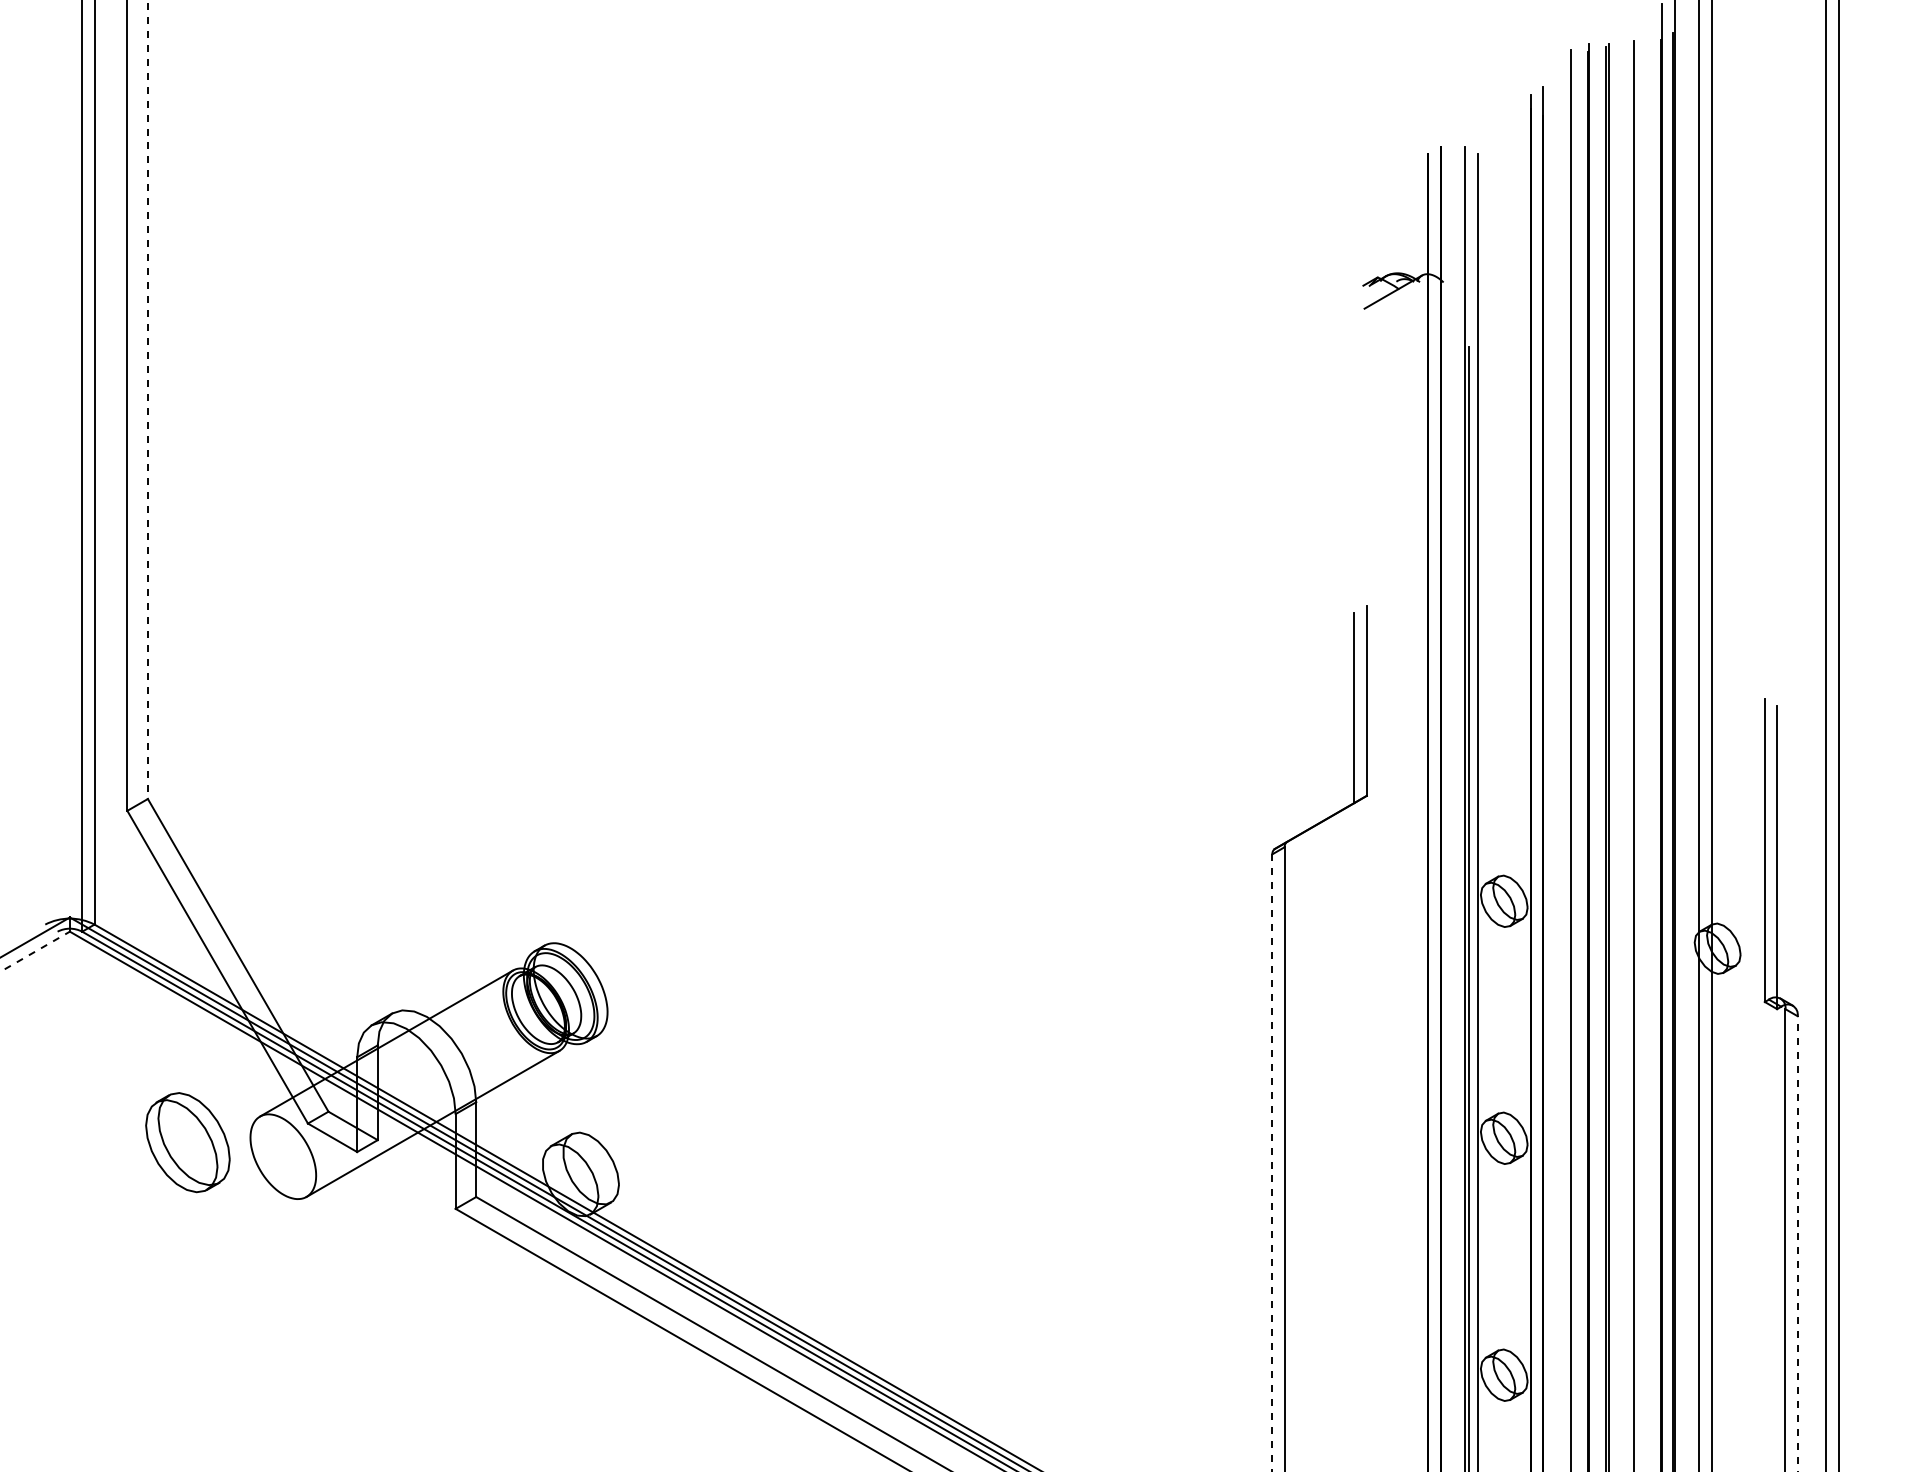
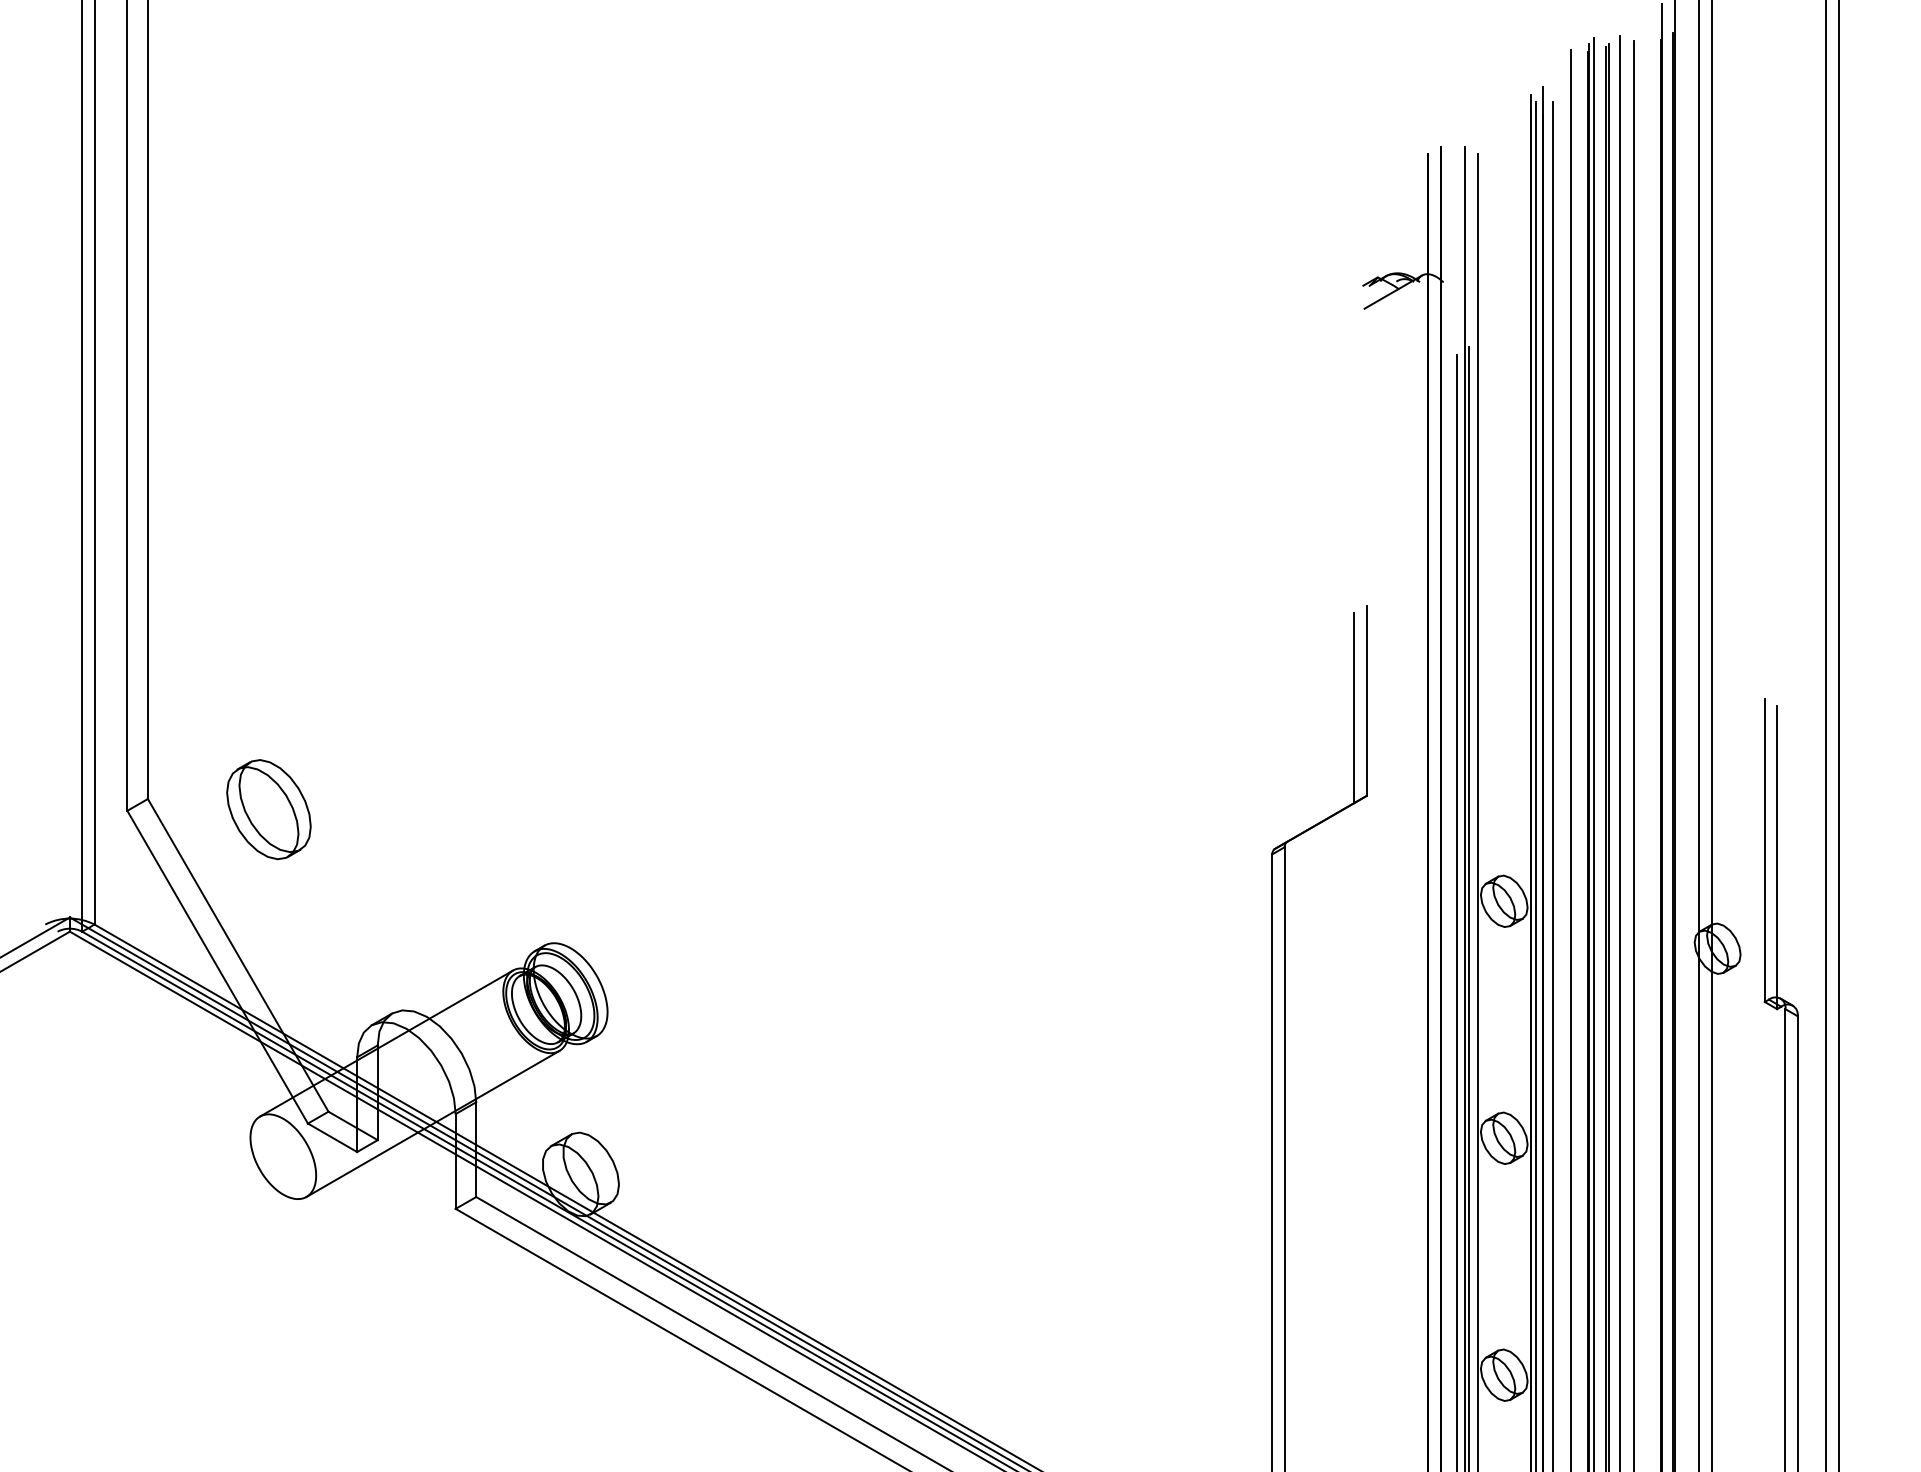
line: dashed -> solid (147, 400)
line: none -> present (1619, 751)
line: none -> present (1594, 753)
line: none -> present (1536, 784)
line: none -> present (1553, 784)
line: none -> present (1457, 911)
line: dashed -> solid (35, 951)
part position: (187, 1142) -> (268, 809) (268, 809)
line: dashed -> solid (1272, 1163)
line: dashed -> solid (1797, 1243)
